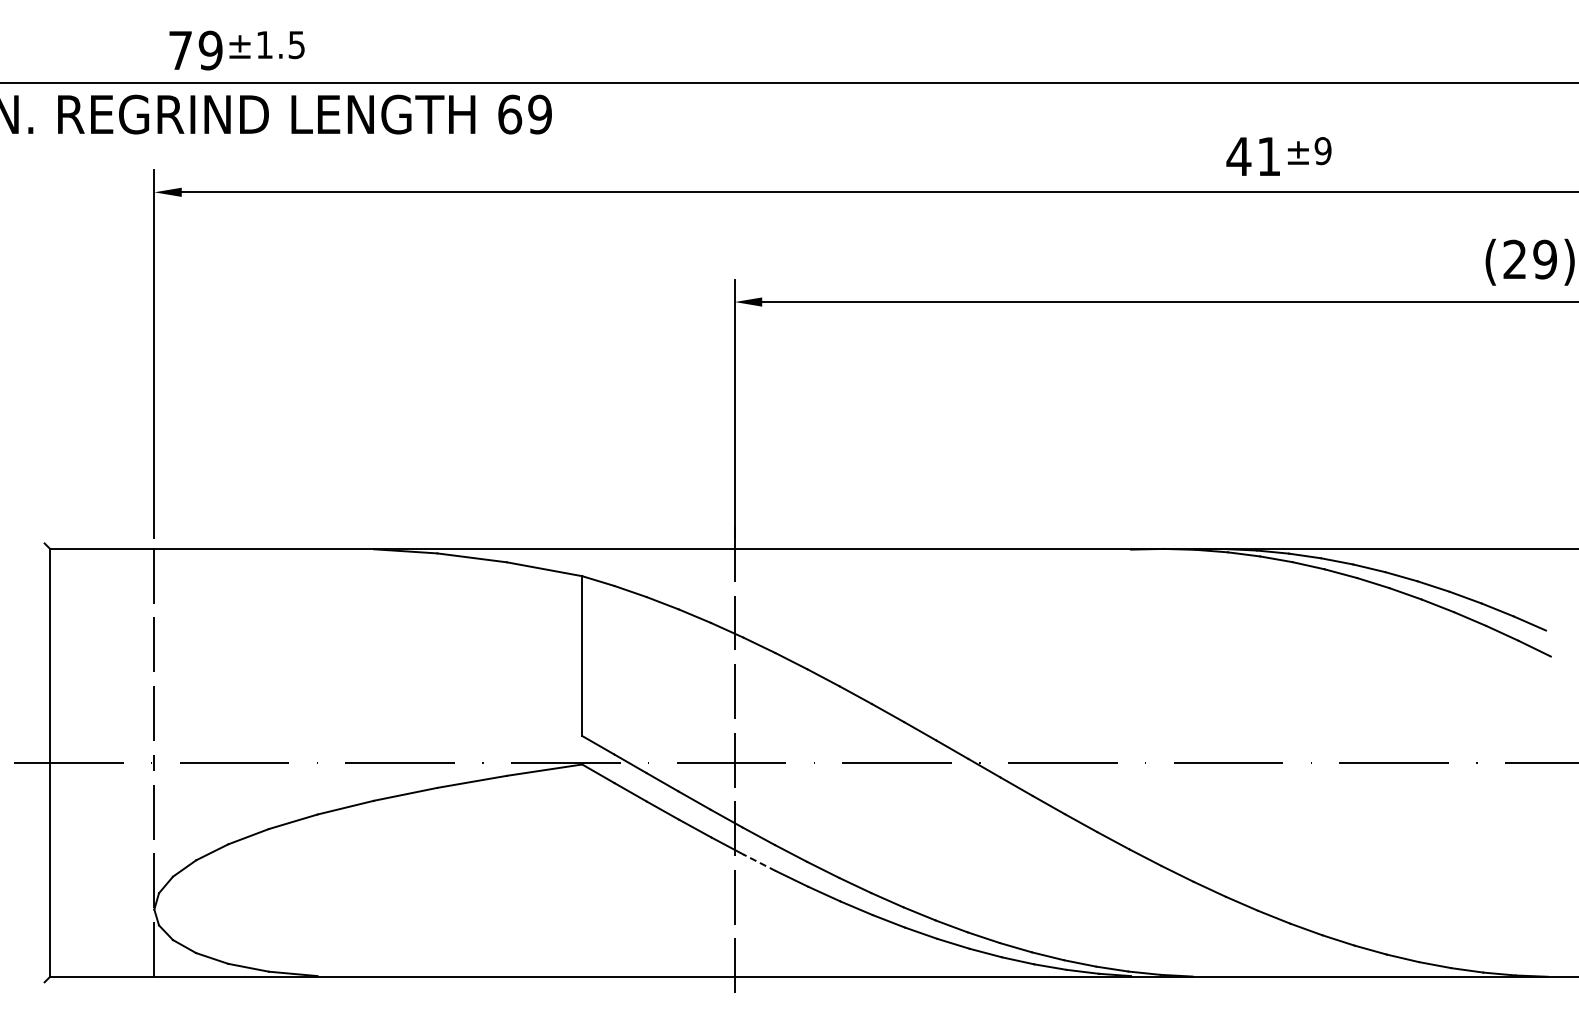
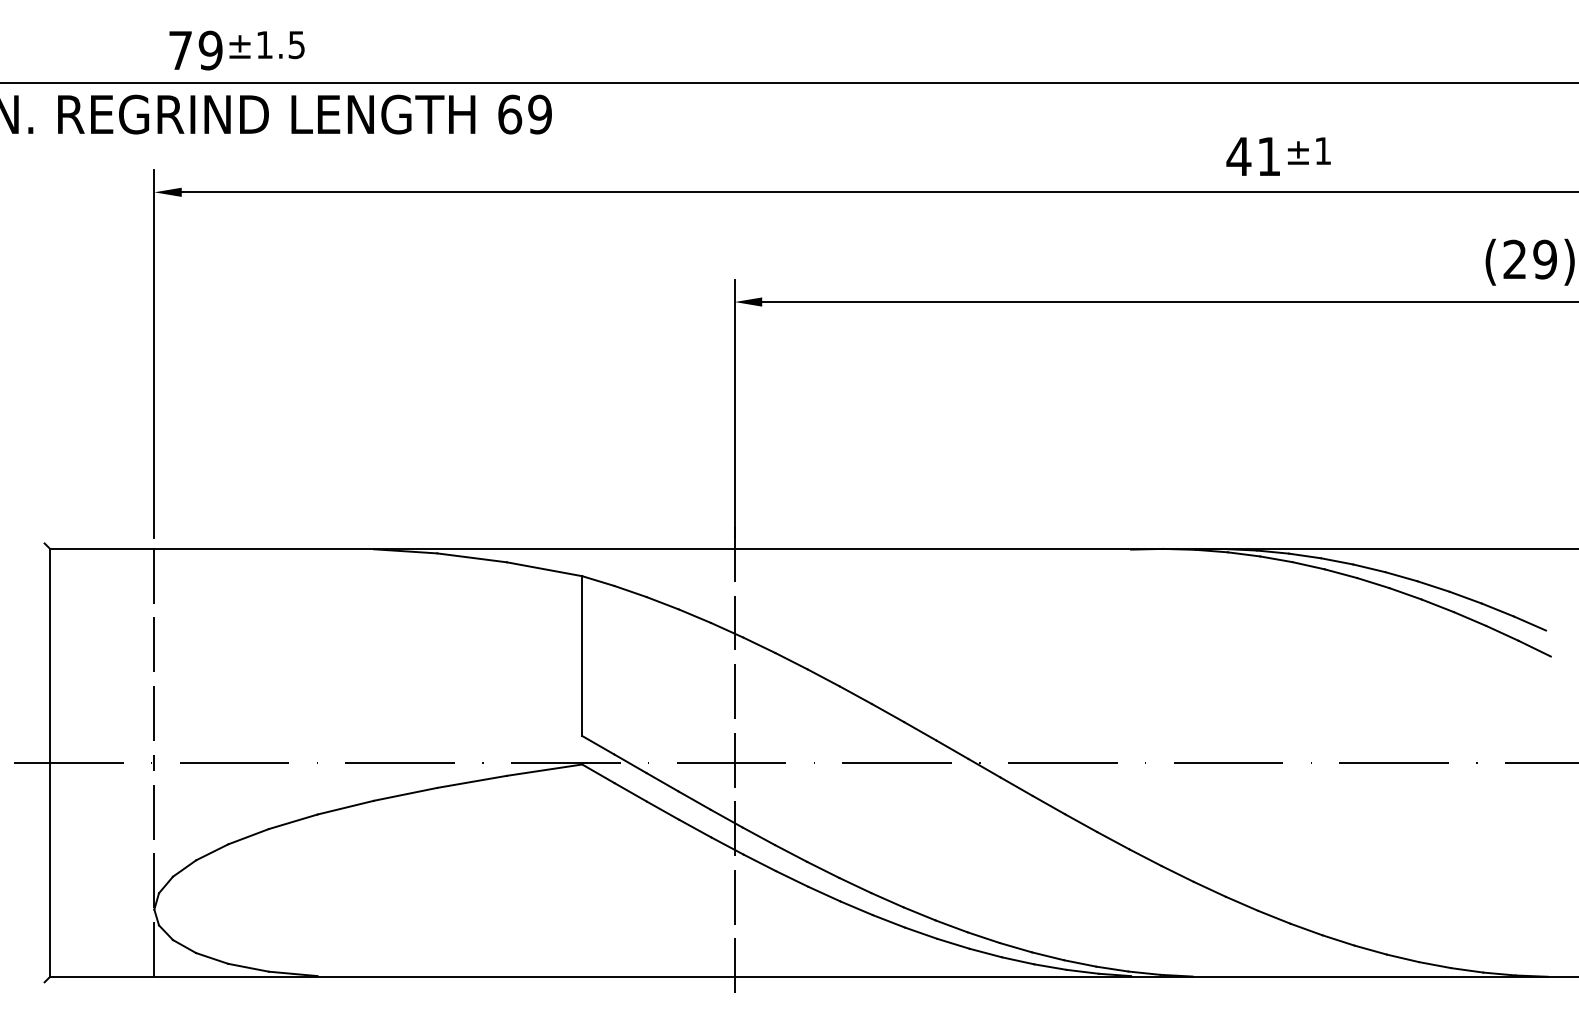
text: ±9 -> ±1 (1322, 151)
line: dashed -> solid (759, 862)
